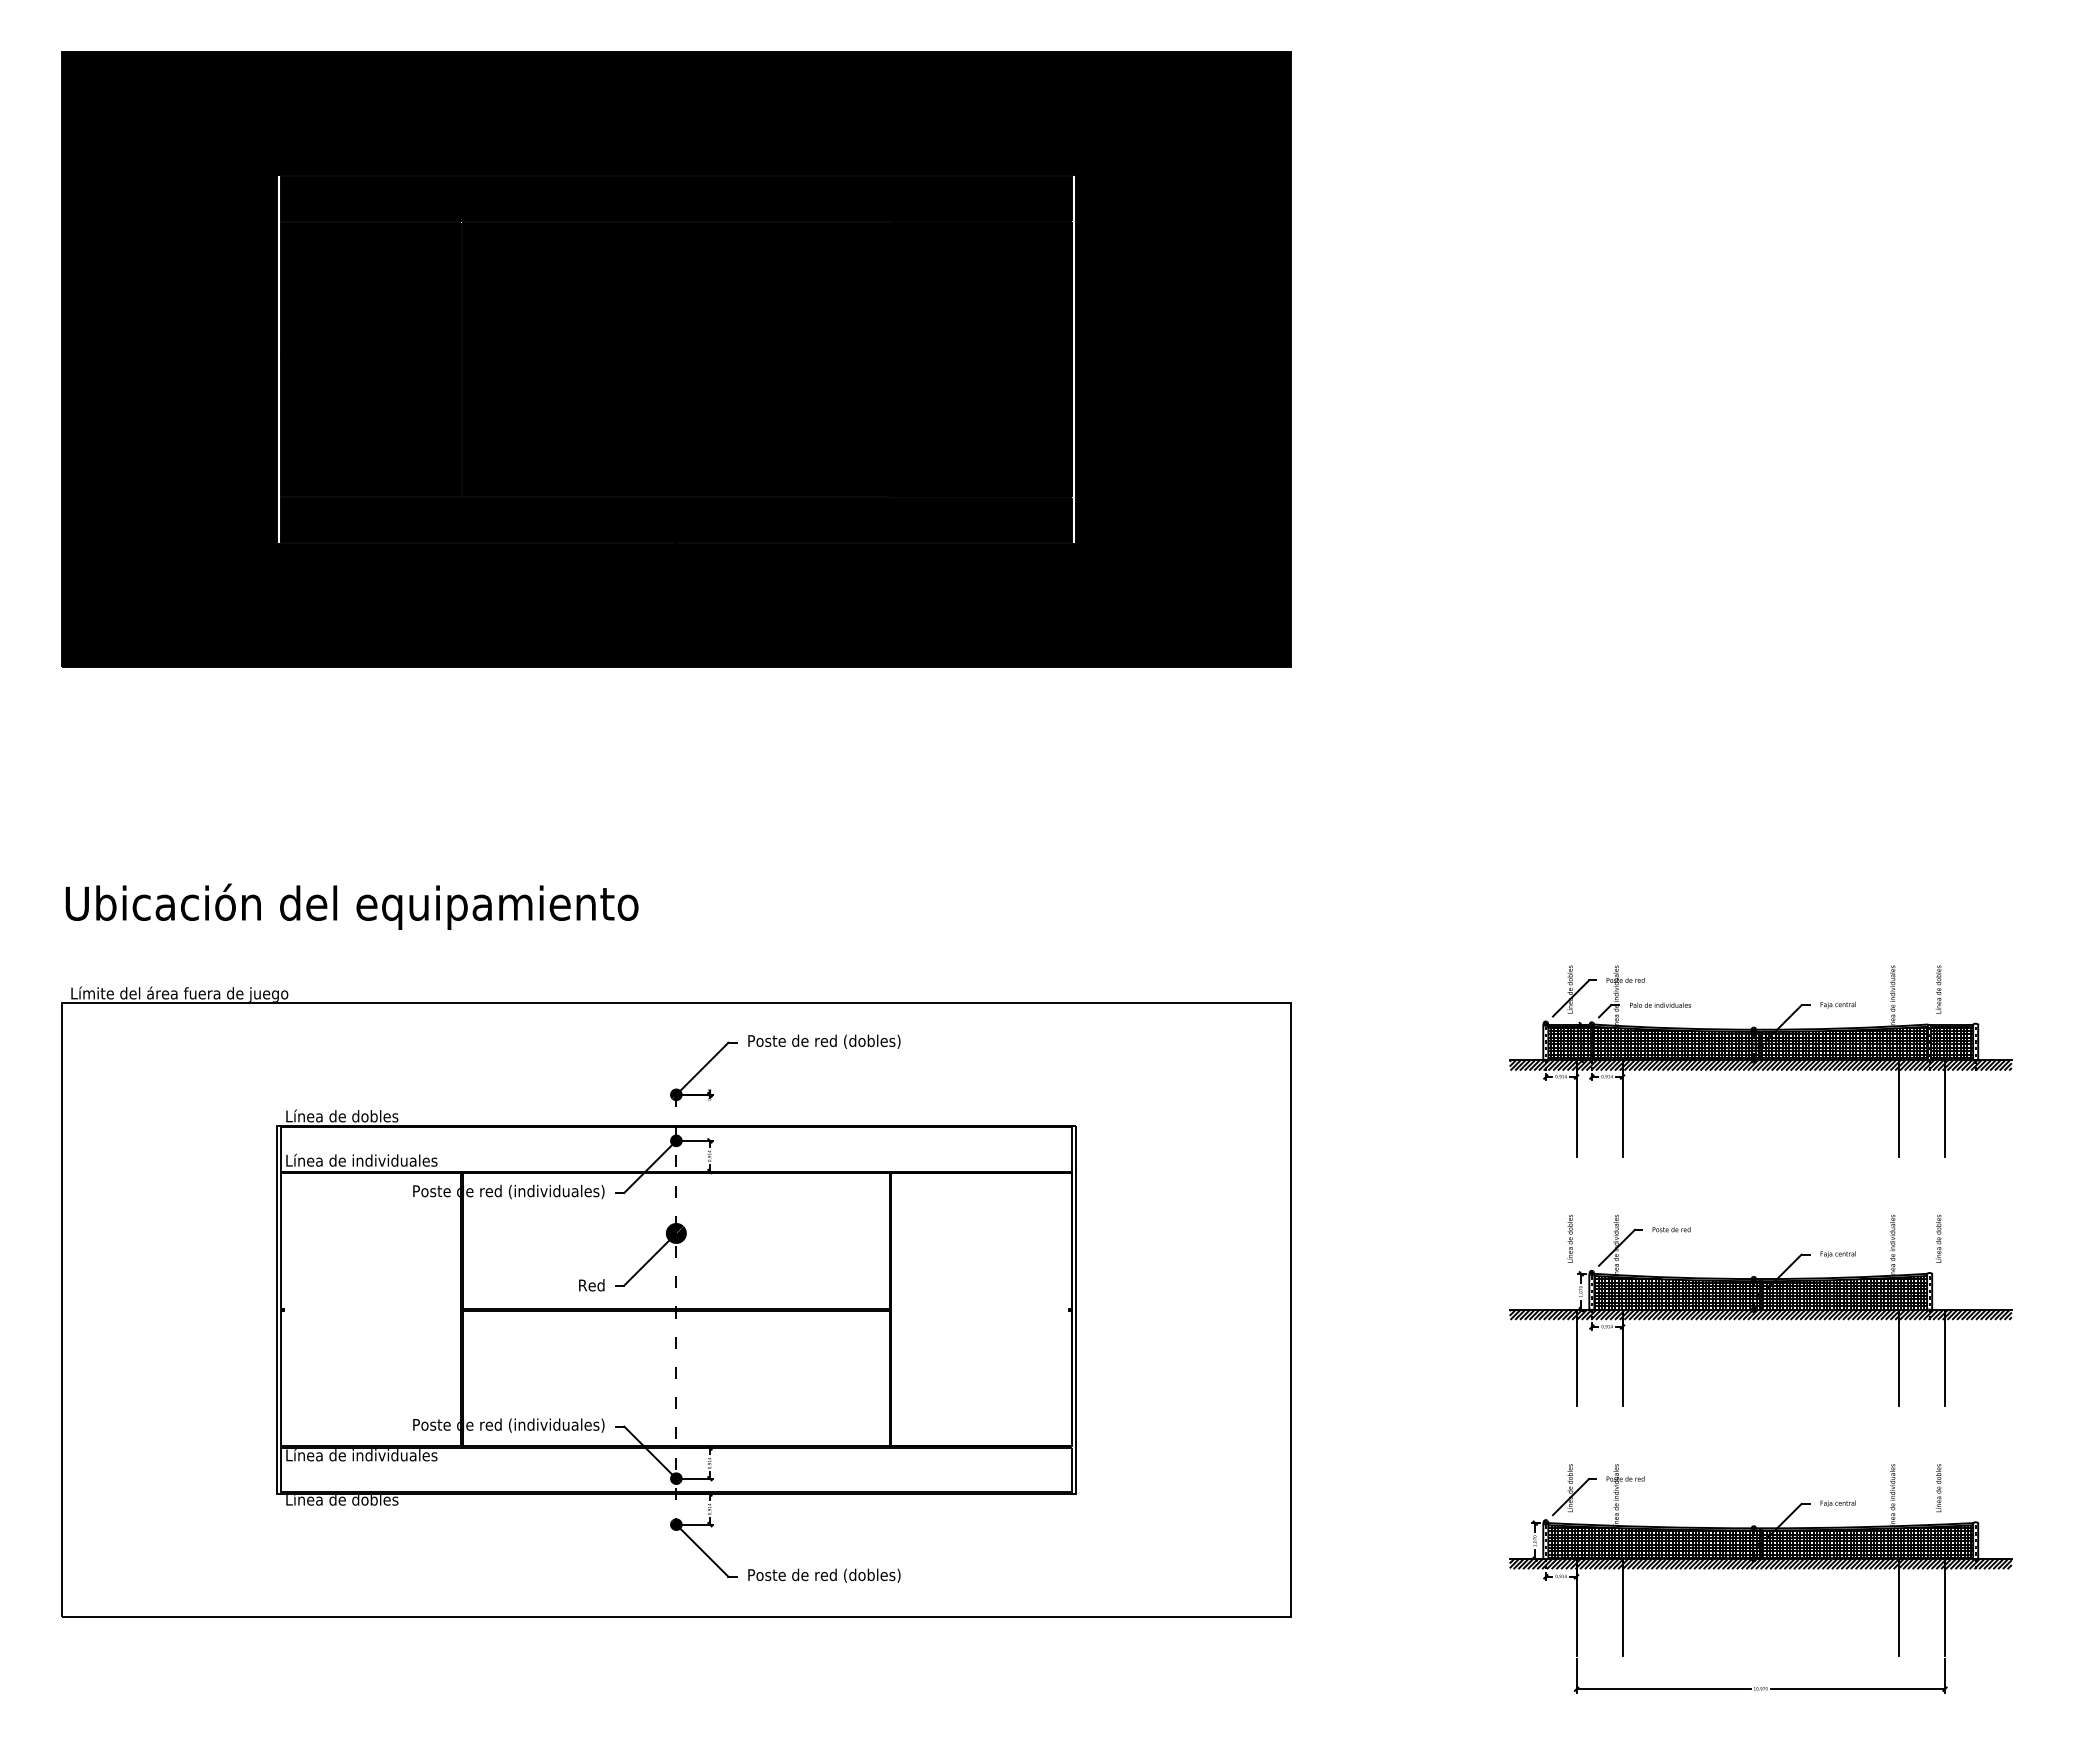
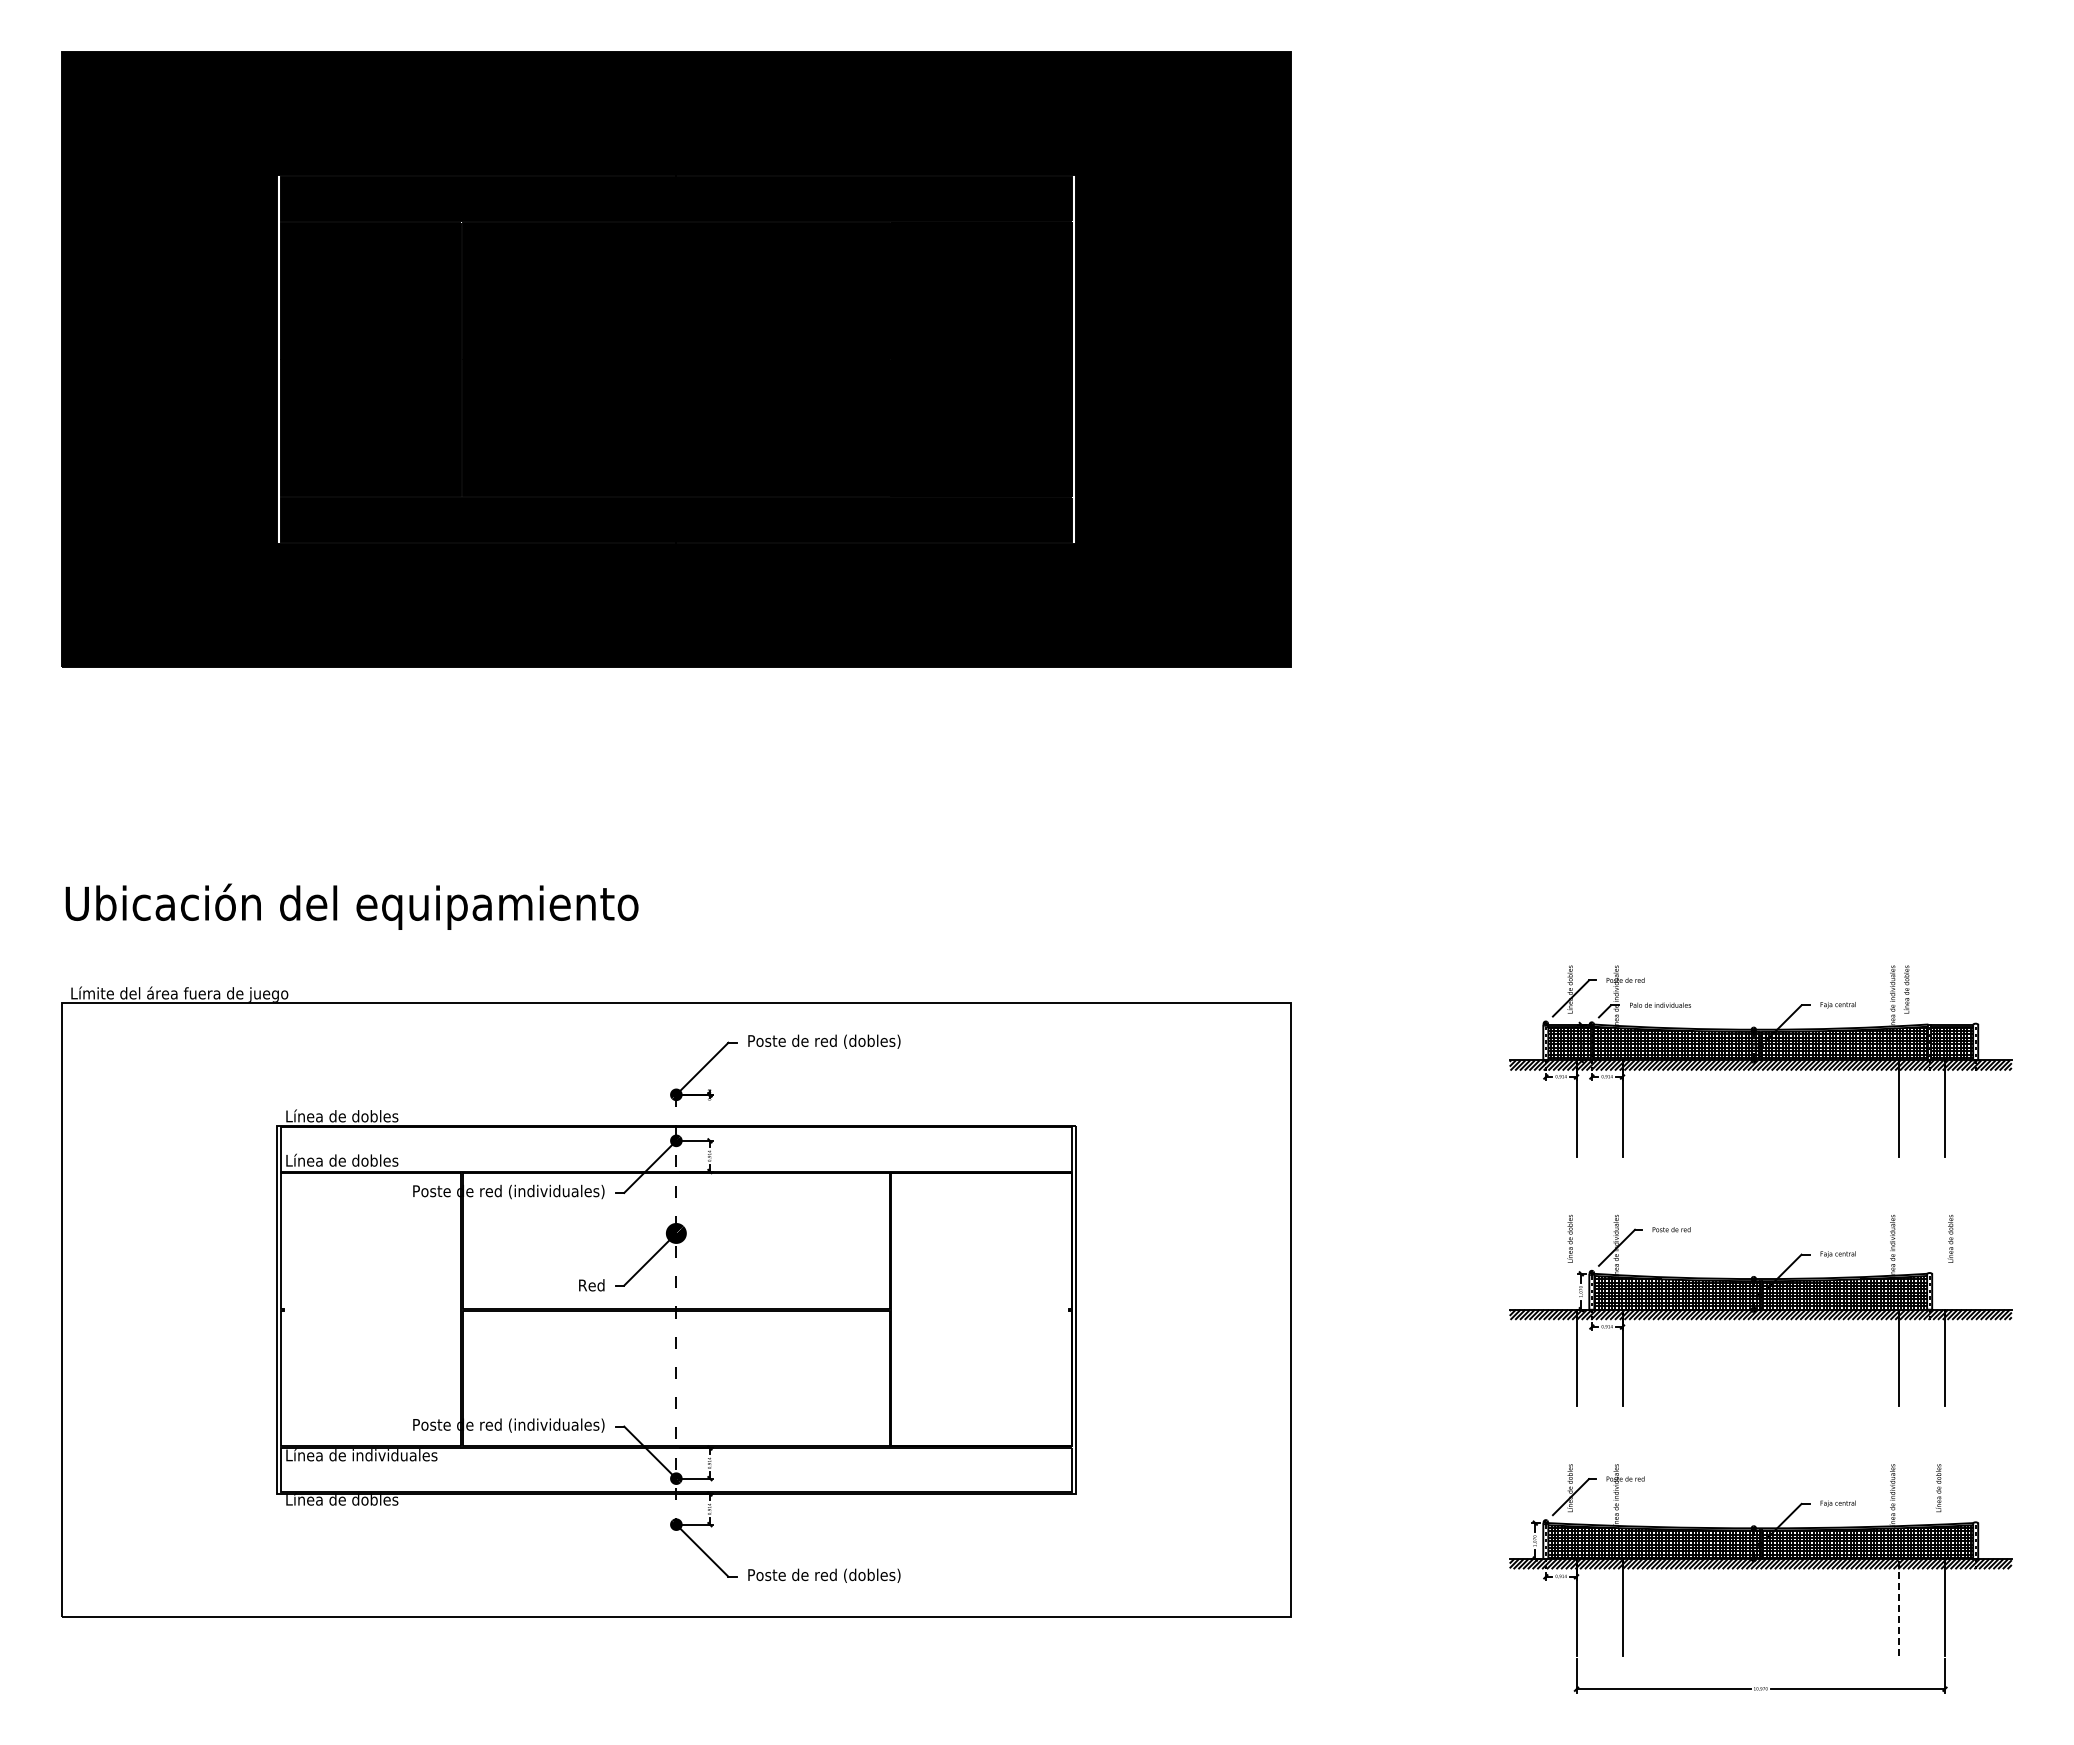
text position: (1938, 989) -> (1906, 989) (1906, 989)
text: Línea de individuales -> Línea de dobles (394, 1160)
text position: (1938, 1238) -> (1950, 1238) (1950, 1238)
line: solid -> dashed (1898, 1606)
